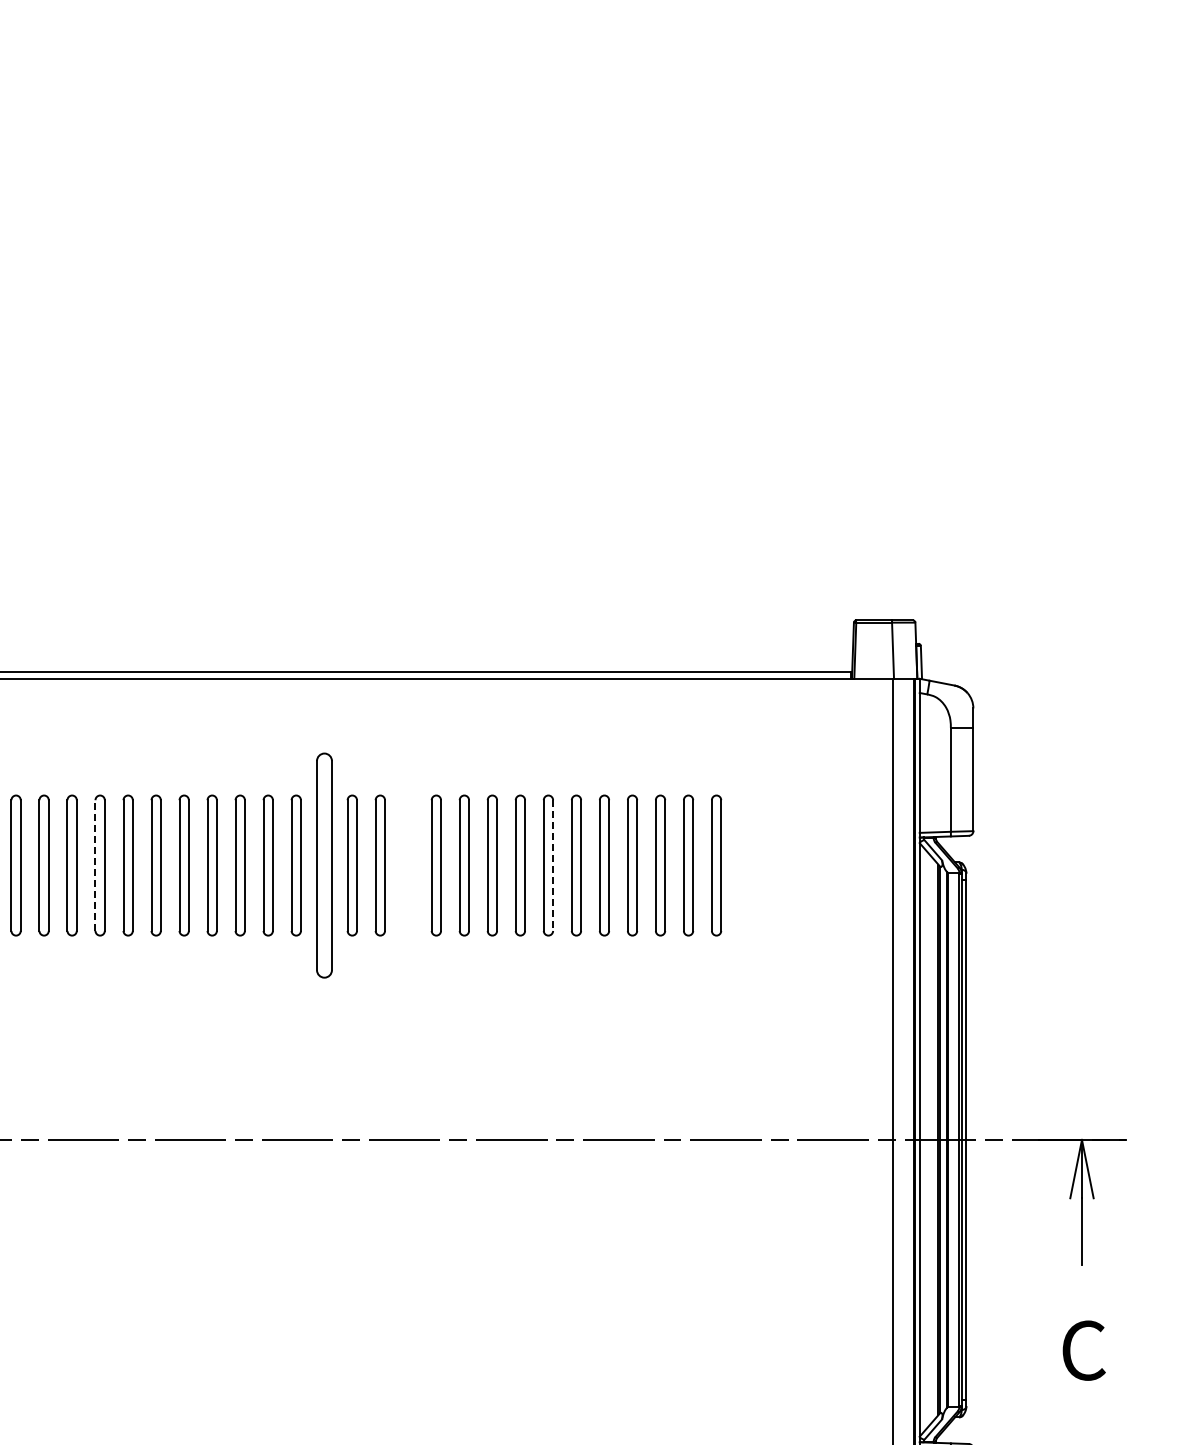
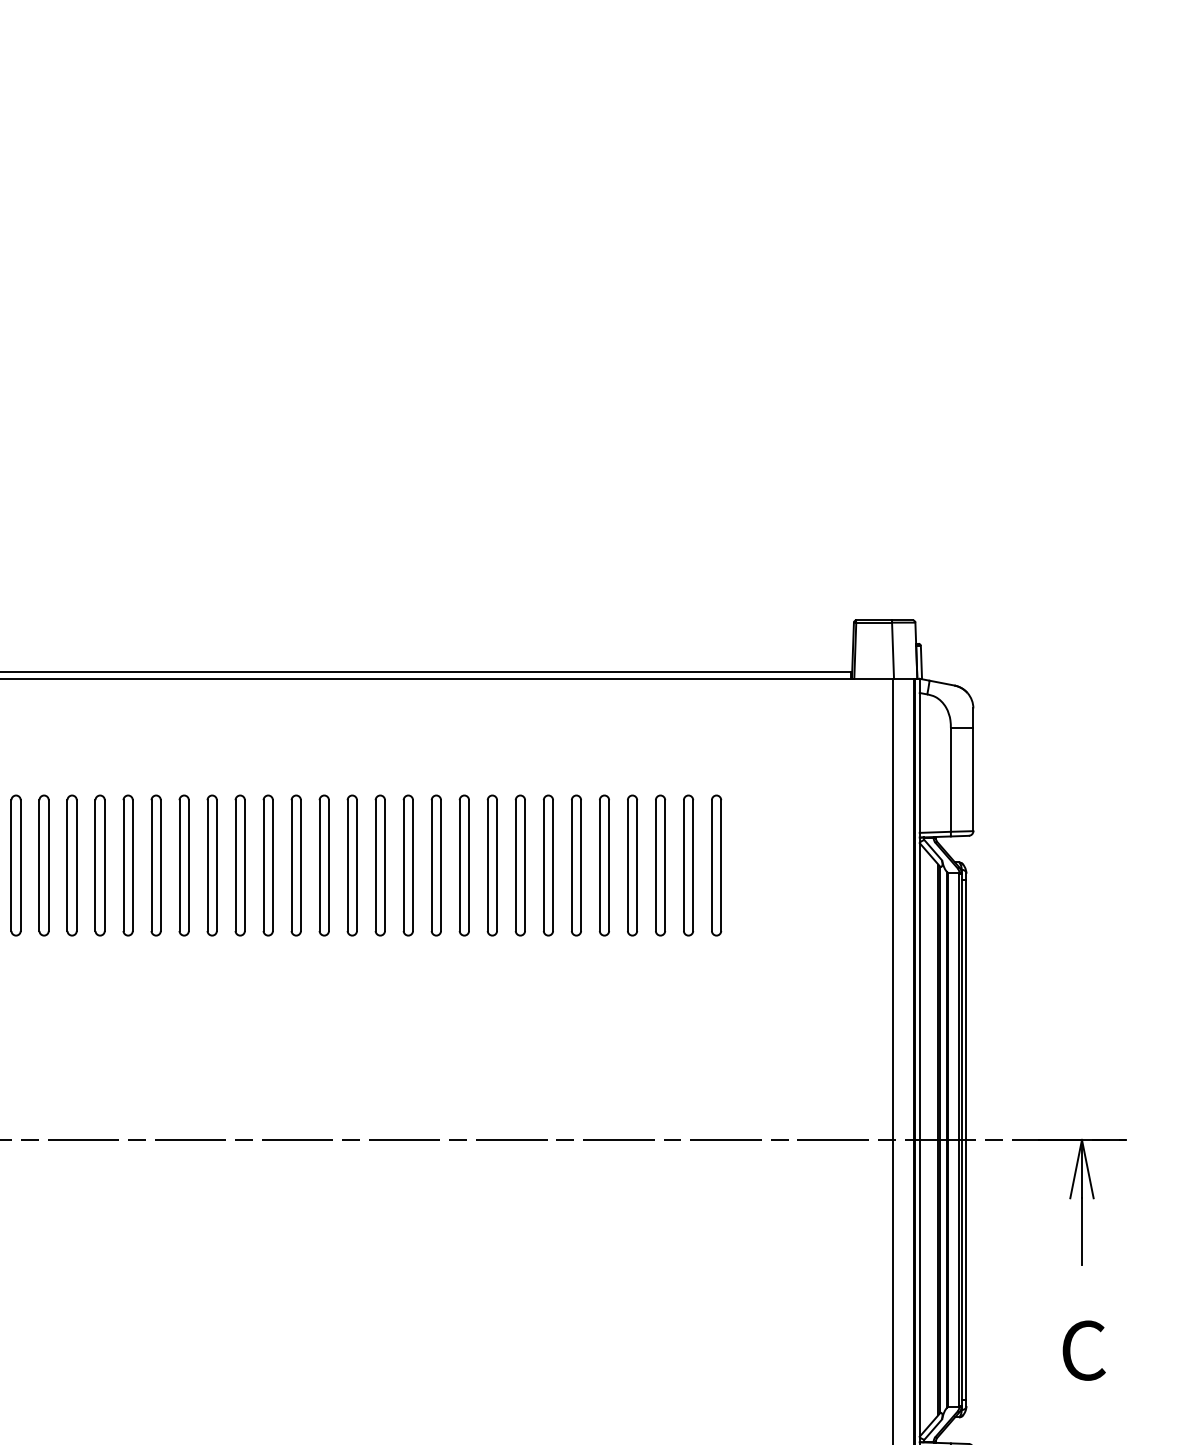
line: dashed -> solid (95, 865)
part size: 17x227 px -> 12x143 px (323, 865)
part: none -> present (407, 865)
line: dashed -> solid (553, 866)
